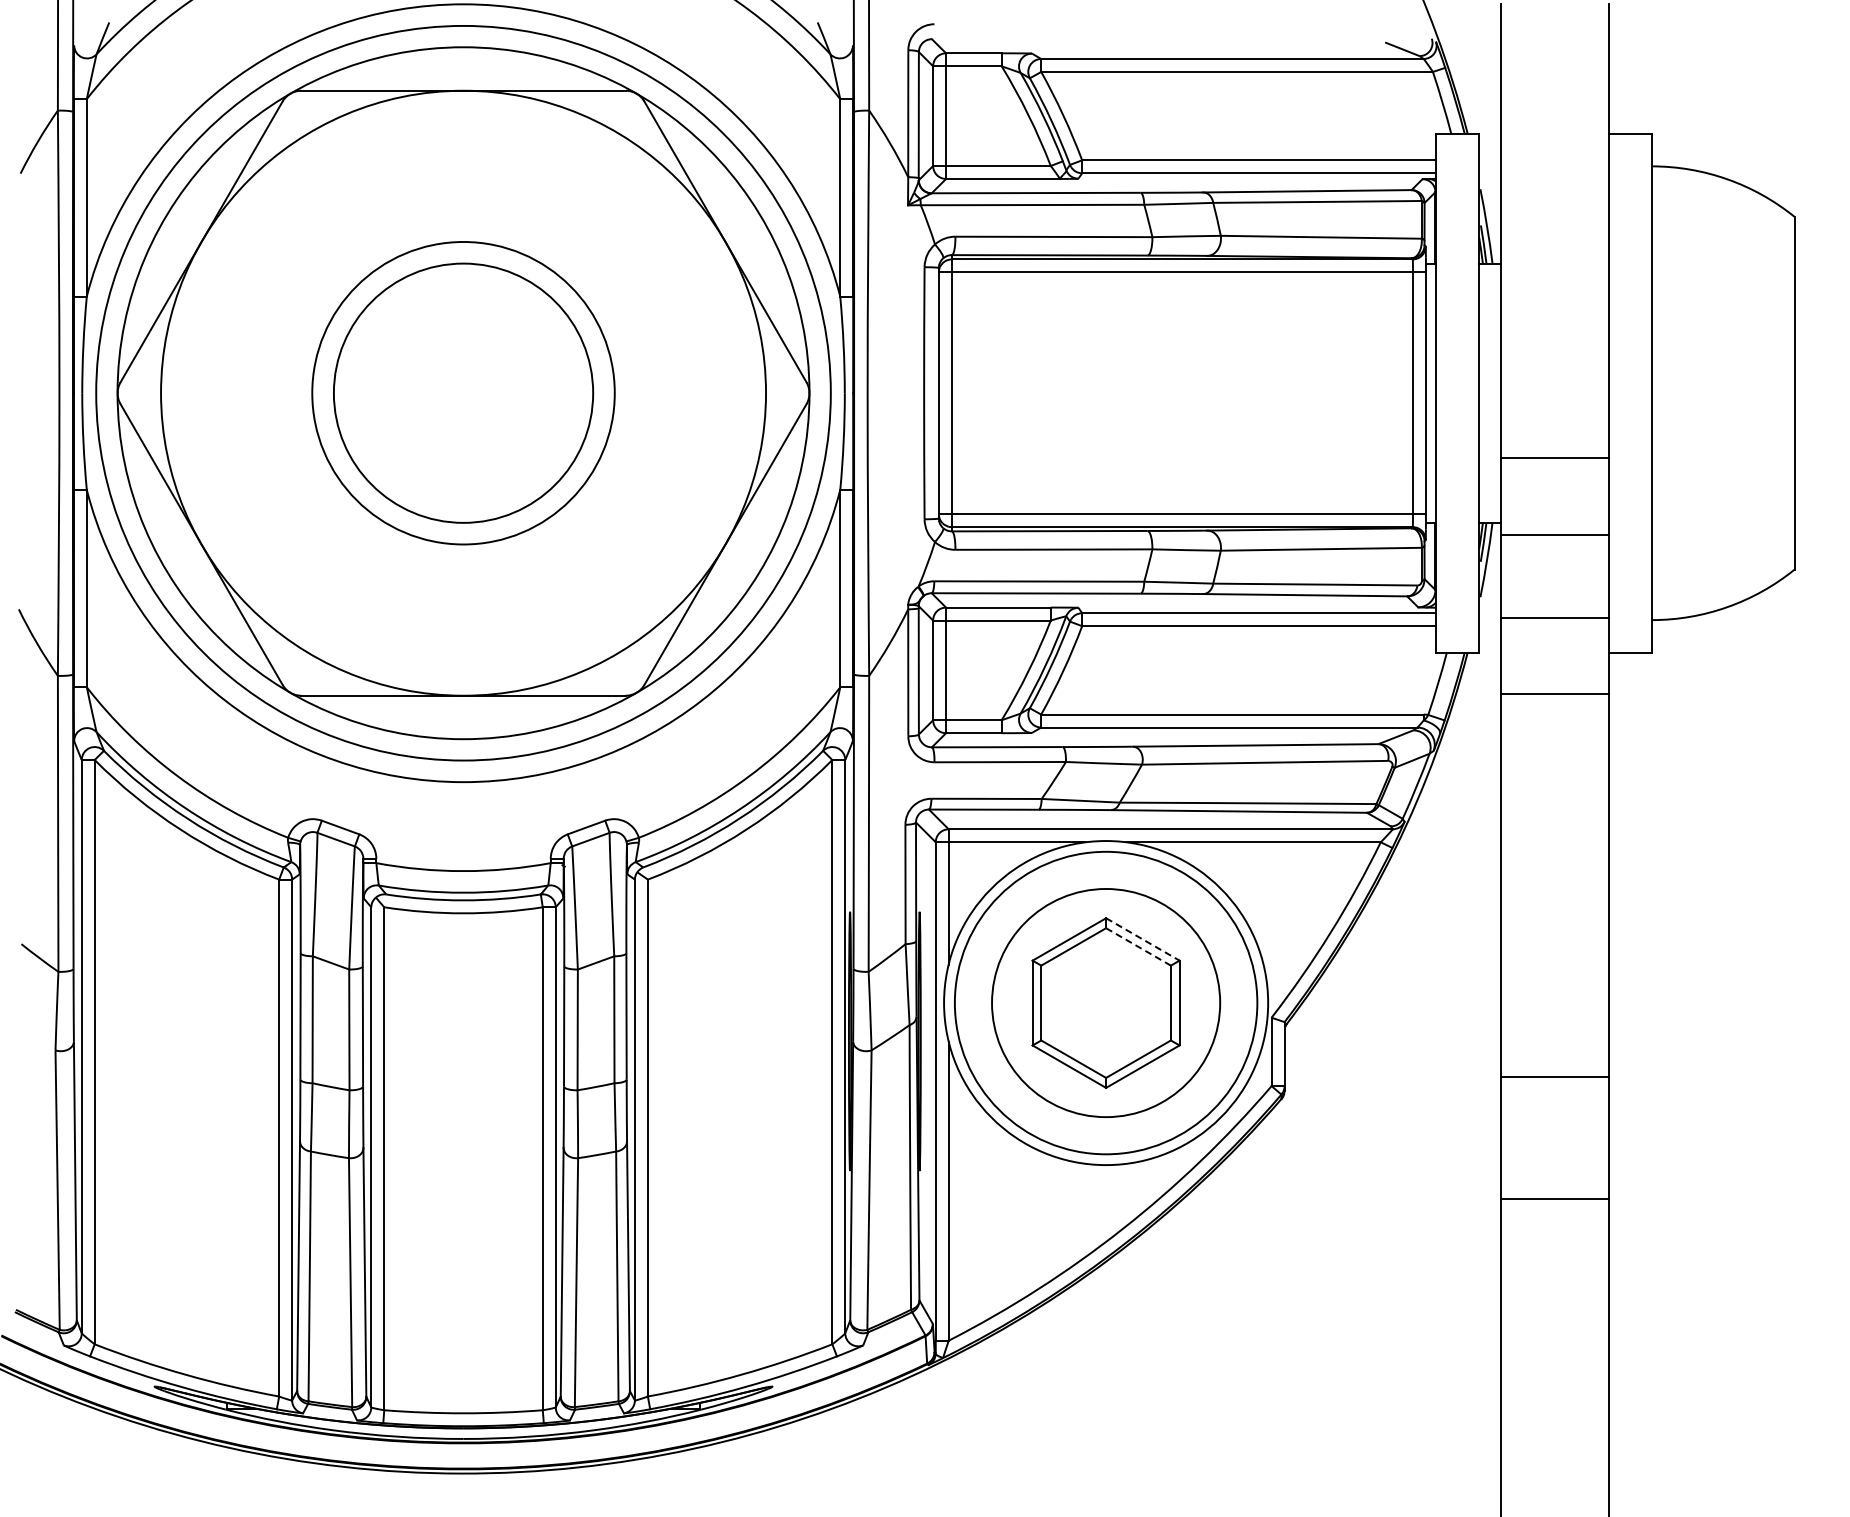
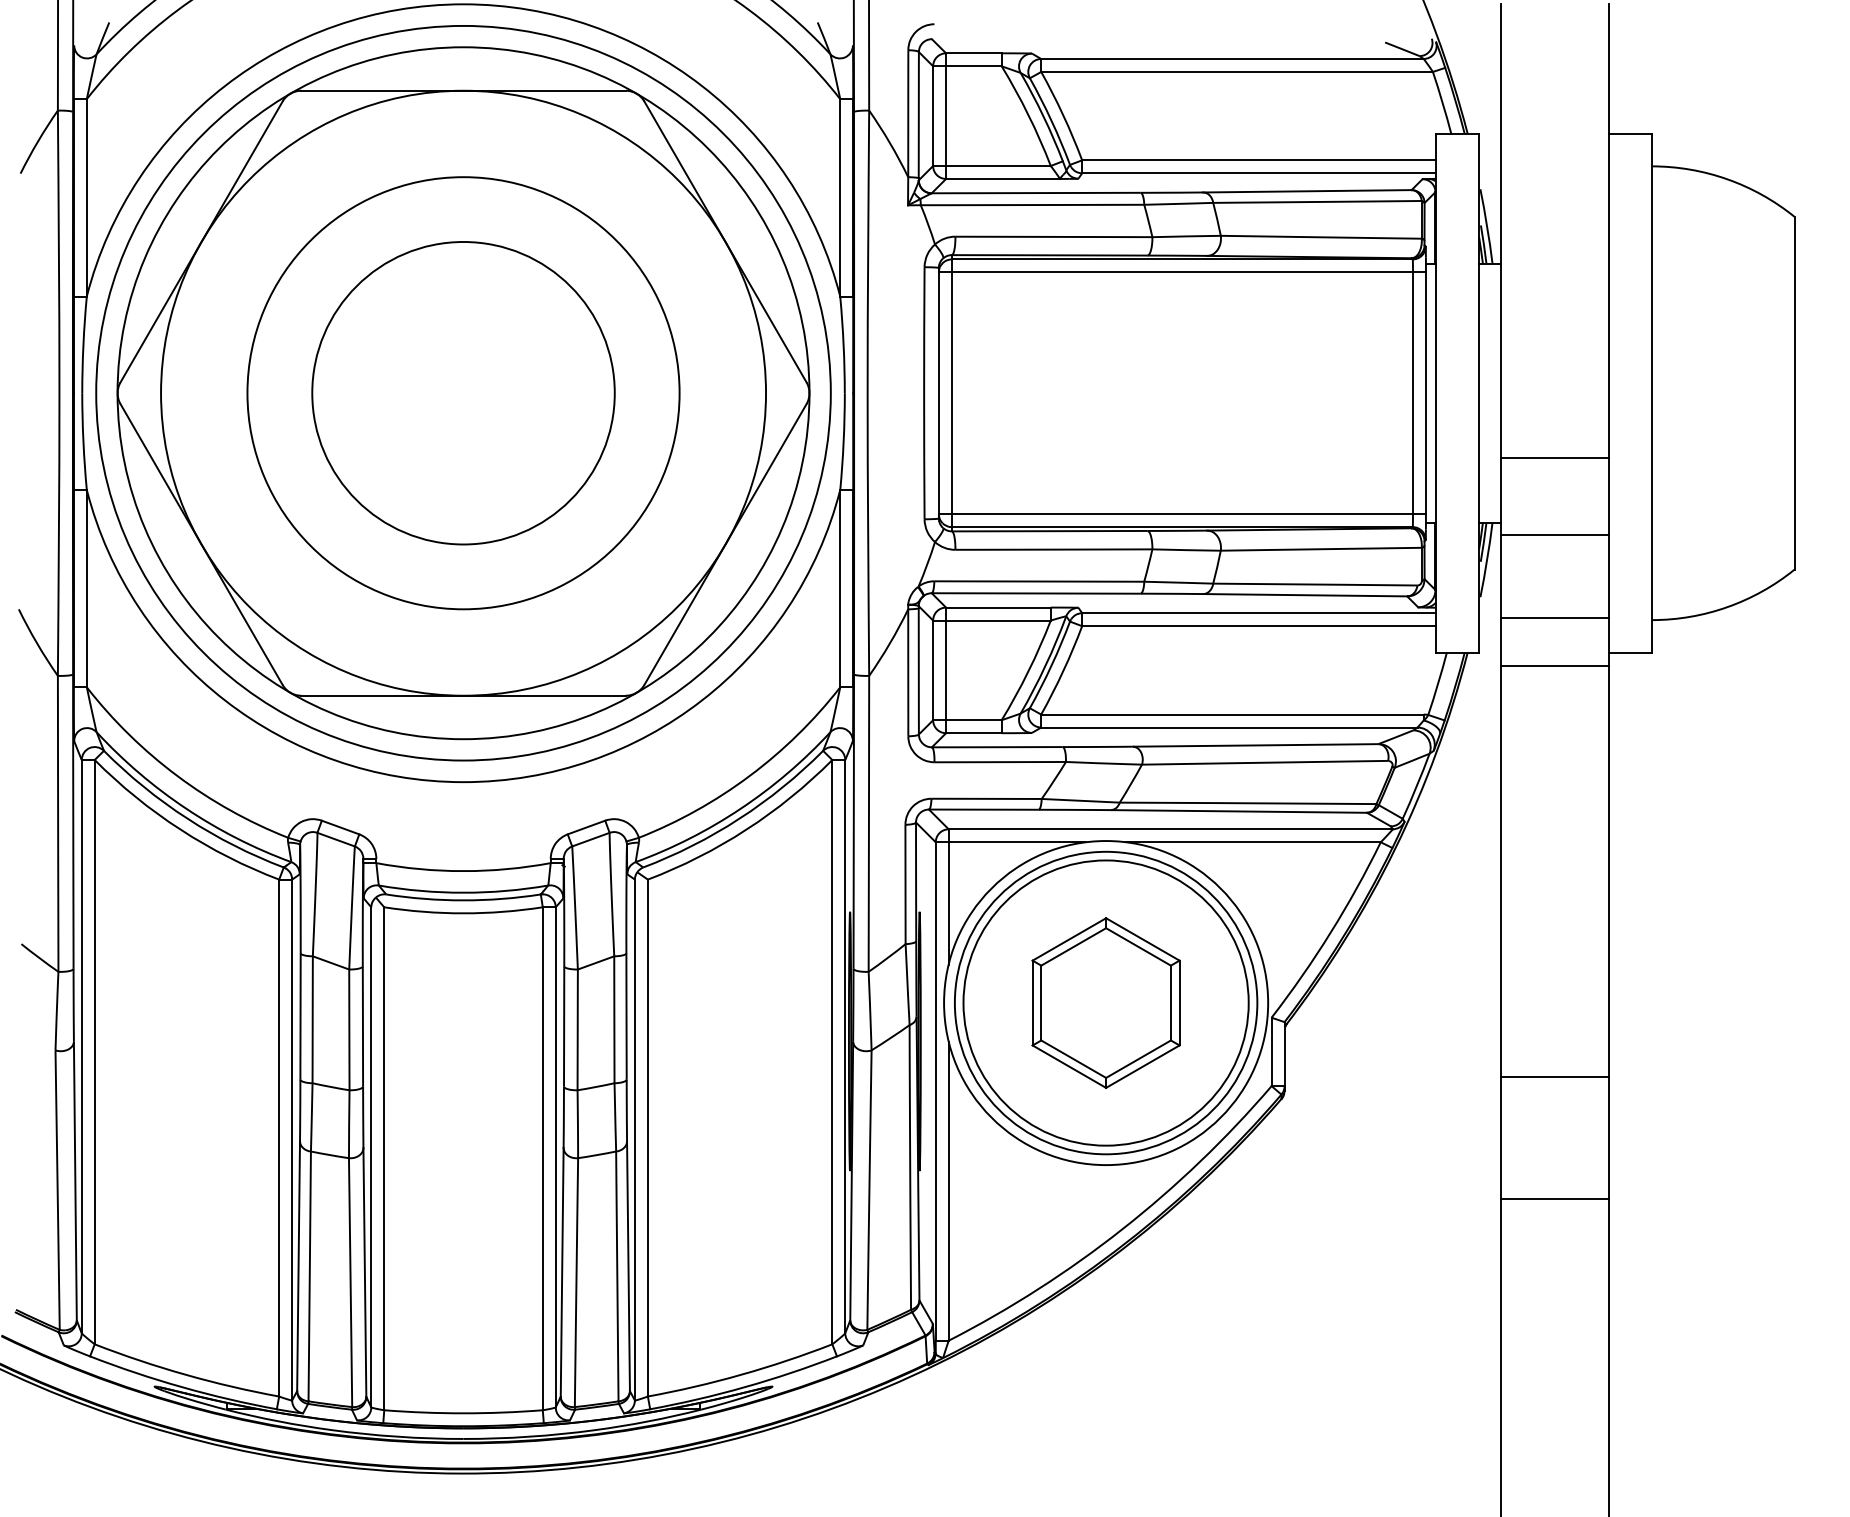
circle diameter: 259 px -> 432 px (463, 393)
line position: (1554, 694) -> (1554, 666) (1554, 666)
line: dashed -> solid (1143, 939)
line: dashed -> solid (1138, 947)
circle diameter: 228 px -> 285 px (1105, 1002)
